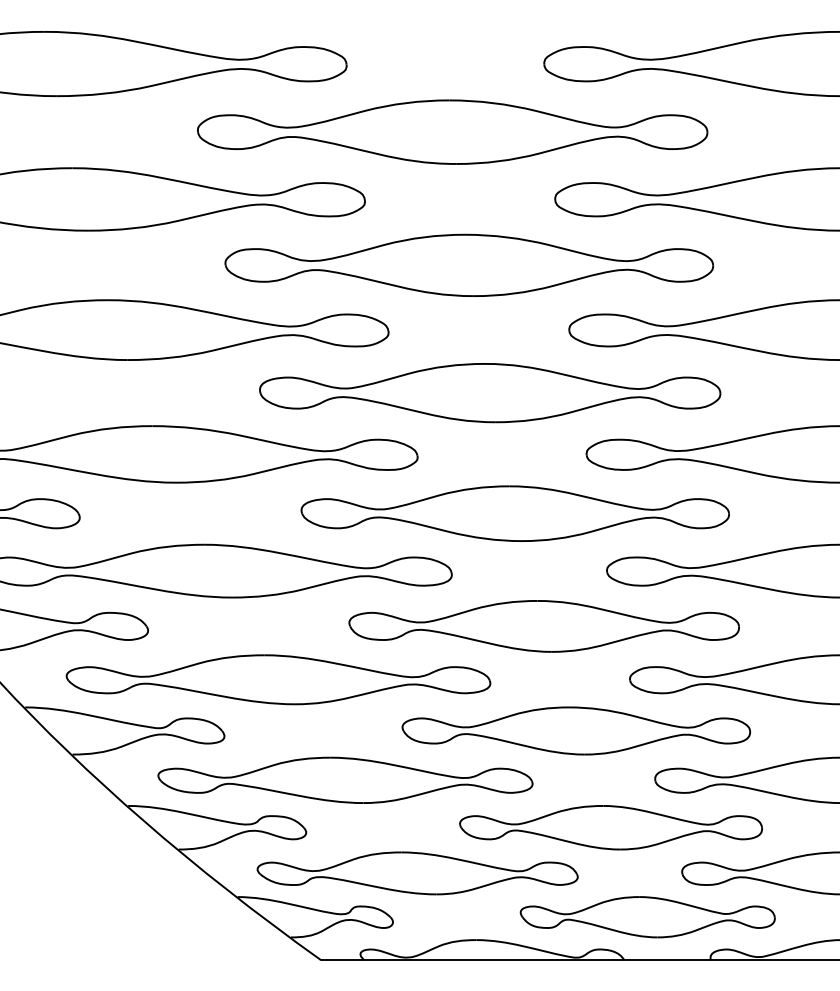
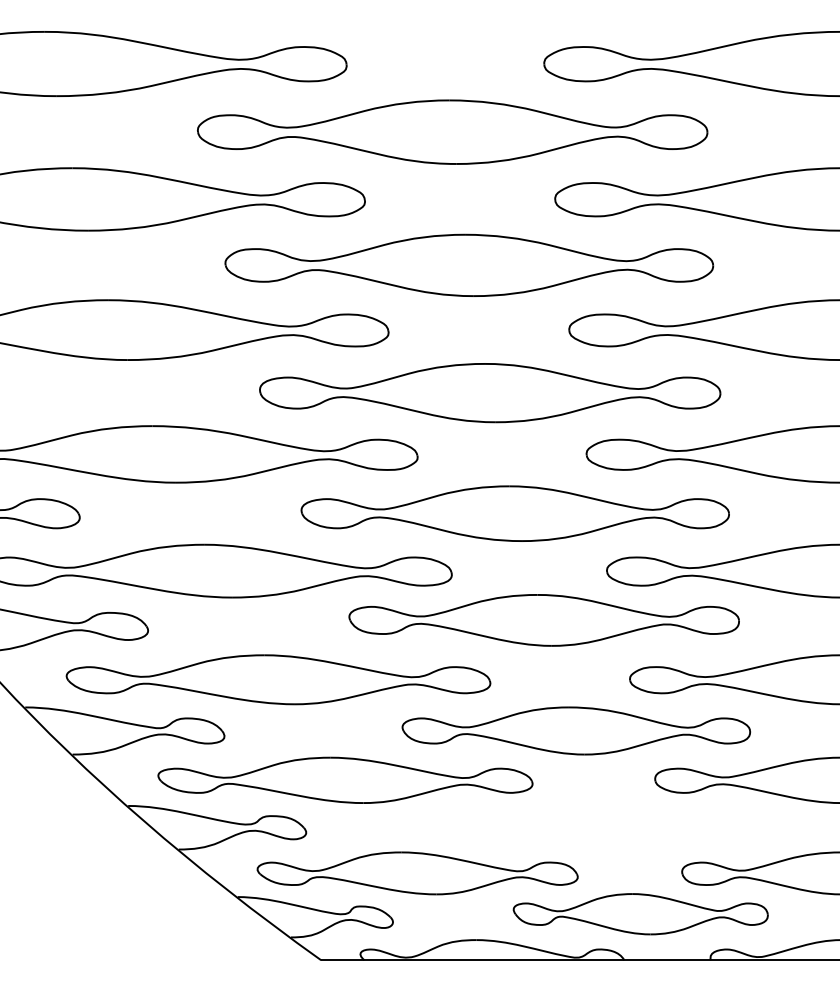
part position: (543, 626) -> (543, 620) (543, 620)
part: present -> none (611, 827)
part position: (647, 917) -> (640, 914) (640, 914)
